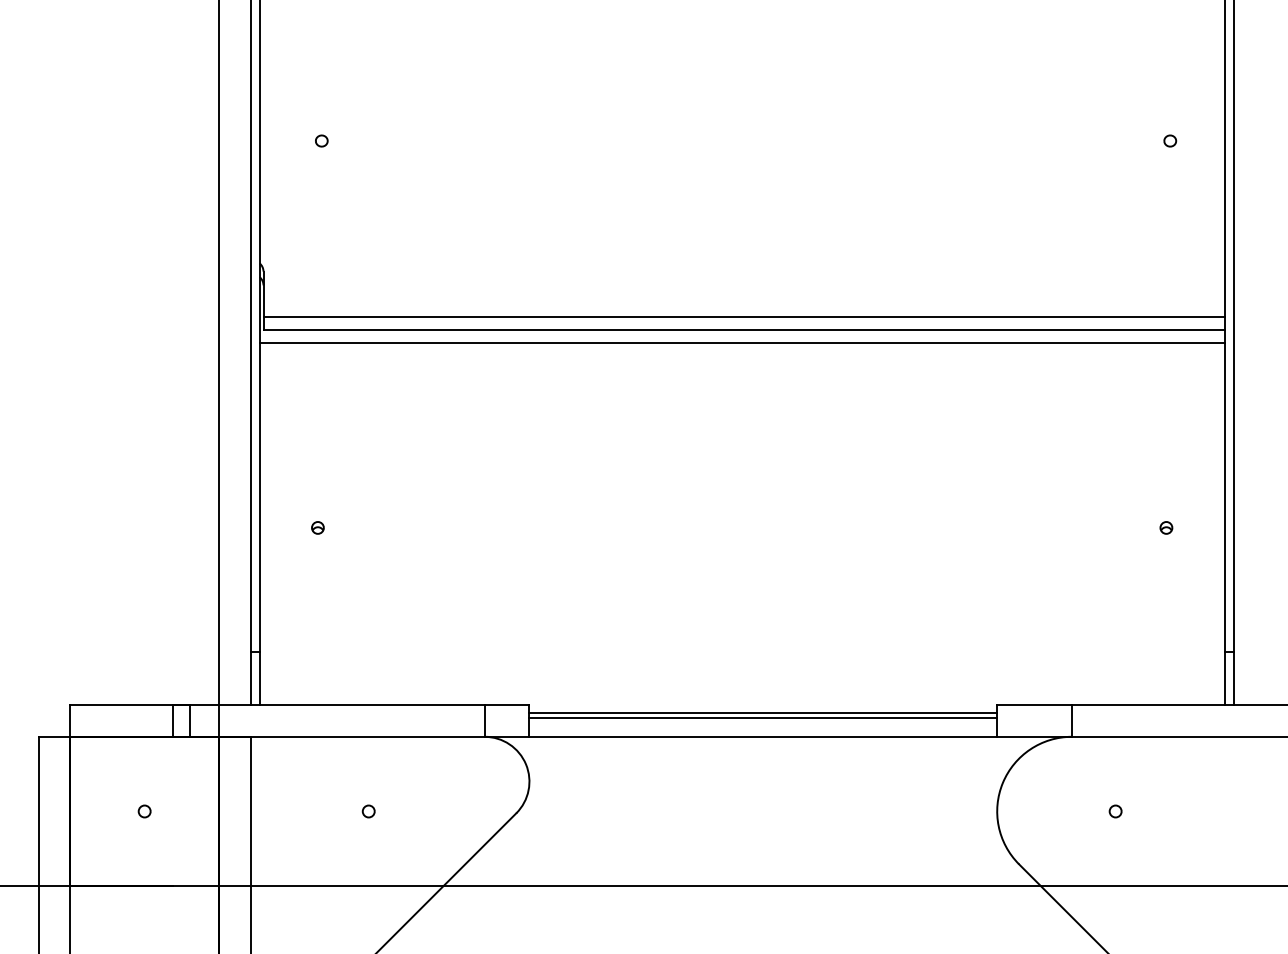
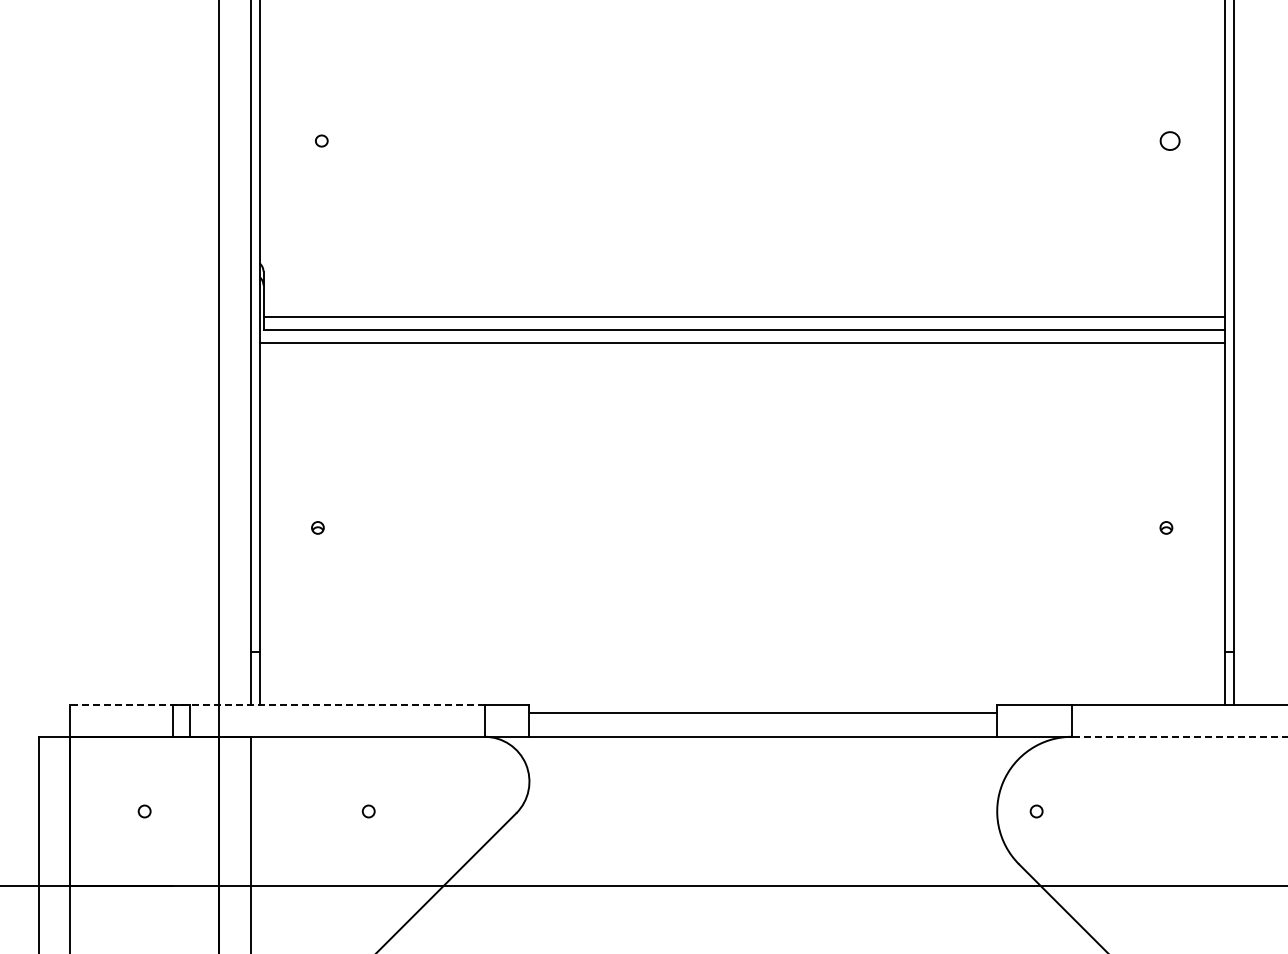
part size: 15x14 px -> 22x20 px (1169, 140)
line: solid -> dashed (276, 705)
line: present -> none (763, 718)
line: solid -> dashed (1179, 736)
circle position: (1115, 811) -> (1036, 811) (1036, 811)
